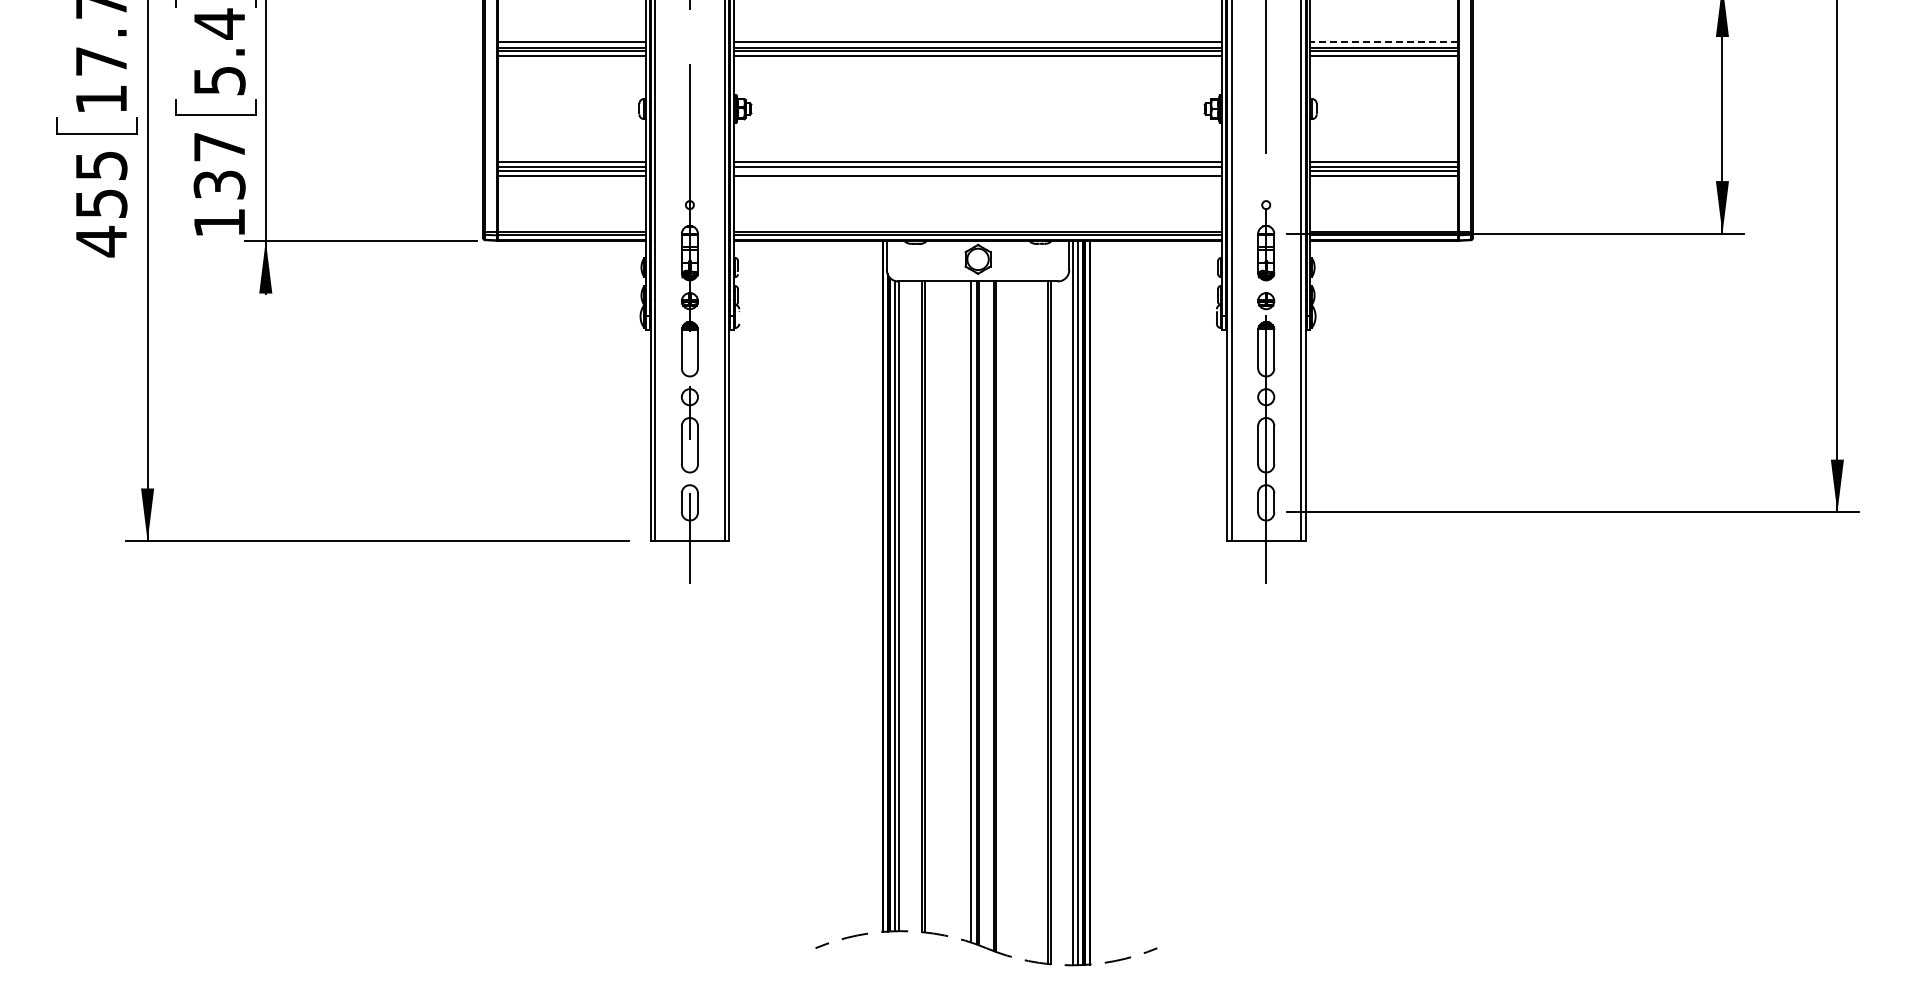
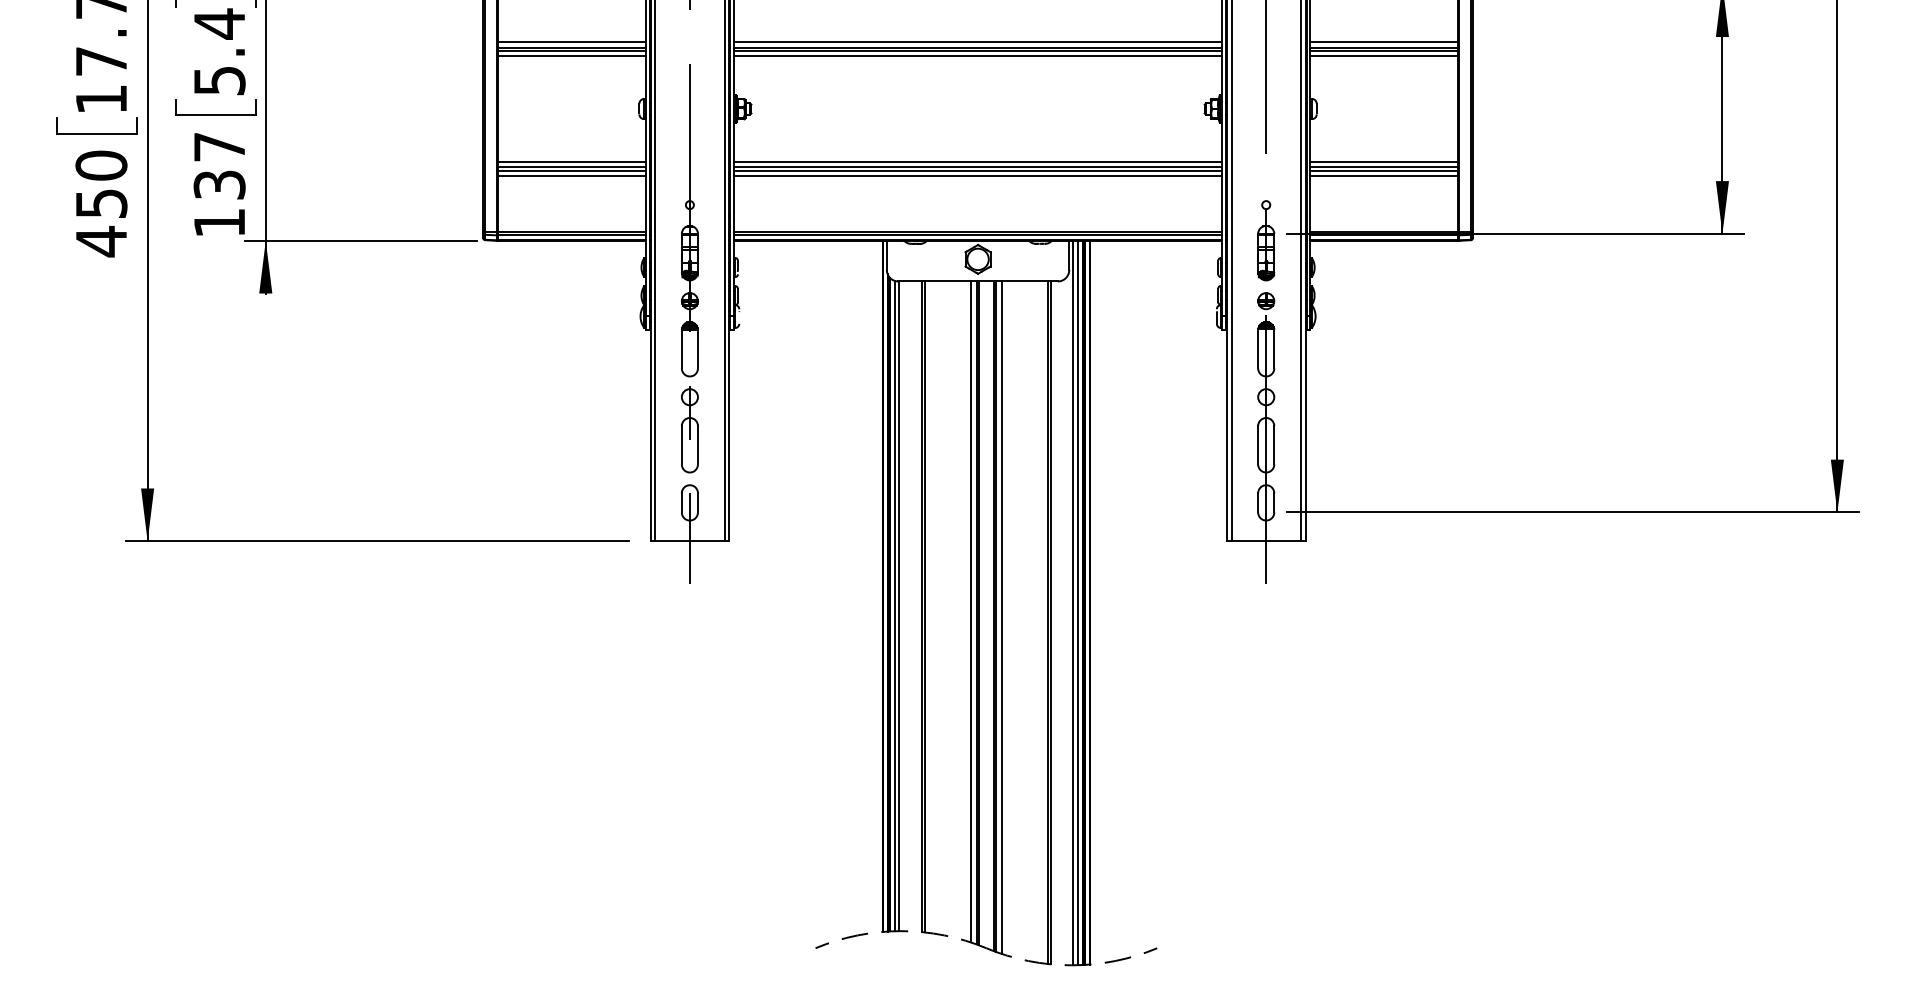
line: dashed -> solid (1384, 42)
text: 455 -> 450 (101, 165)
line: none -> present (978, 170)
line: none -> present (1002, 617)
